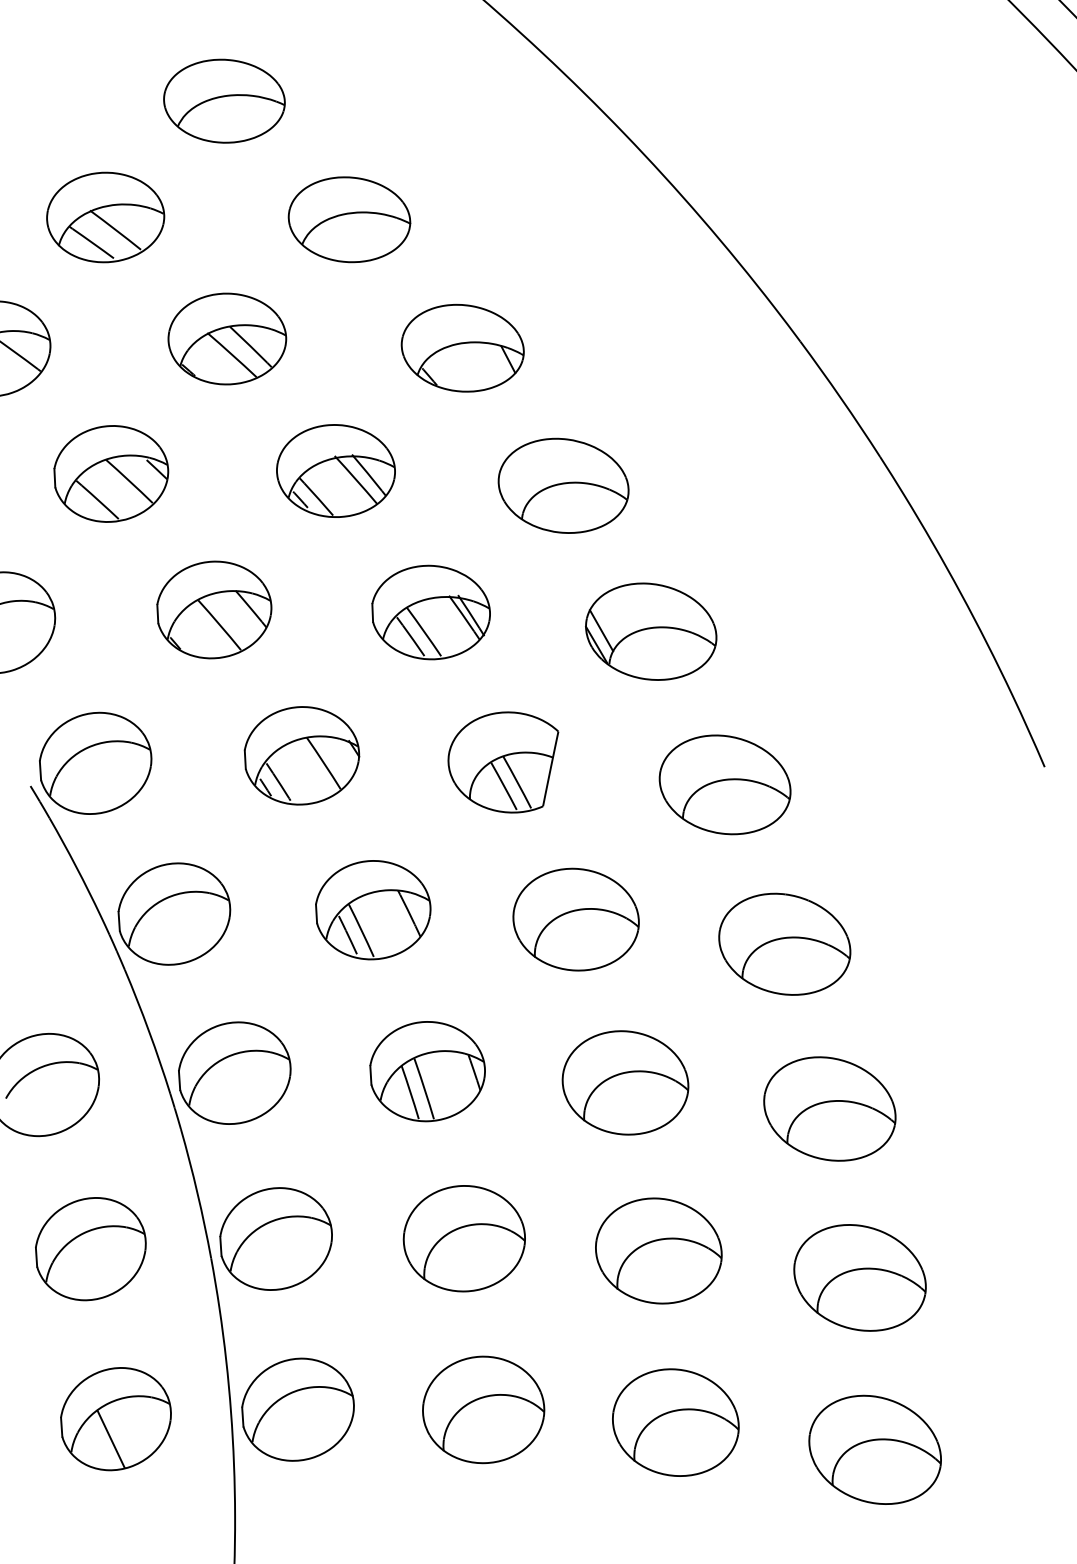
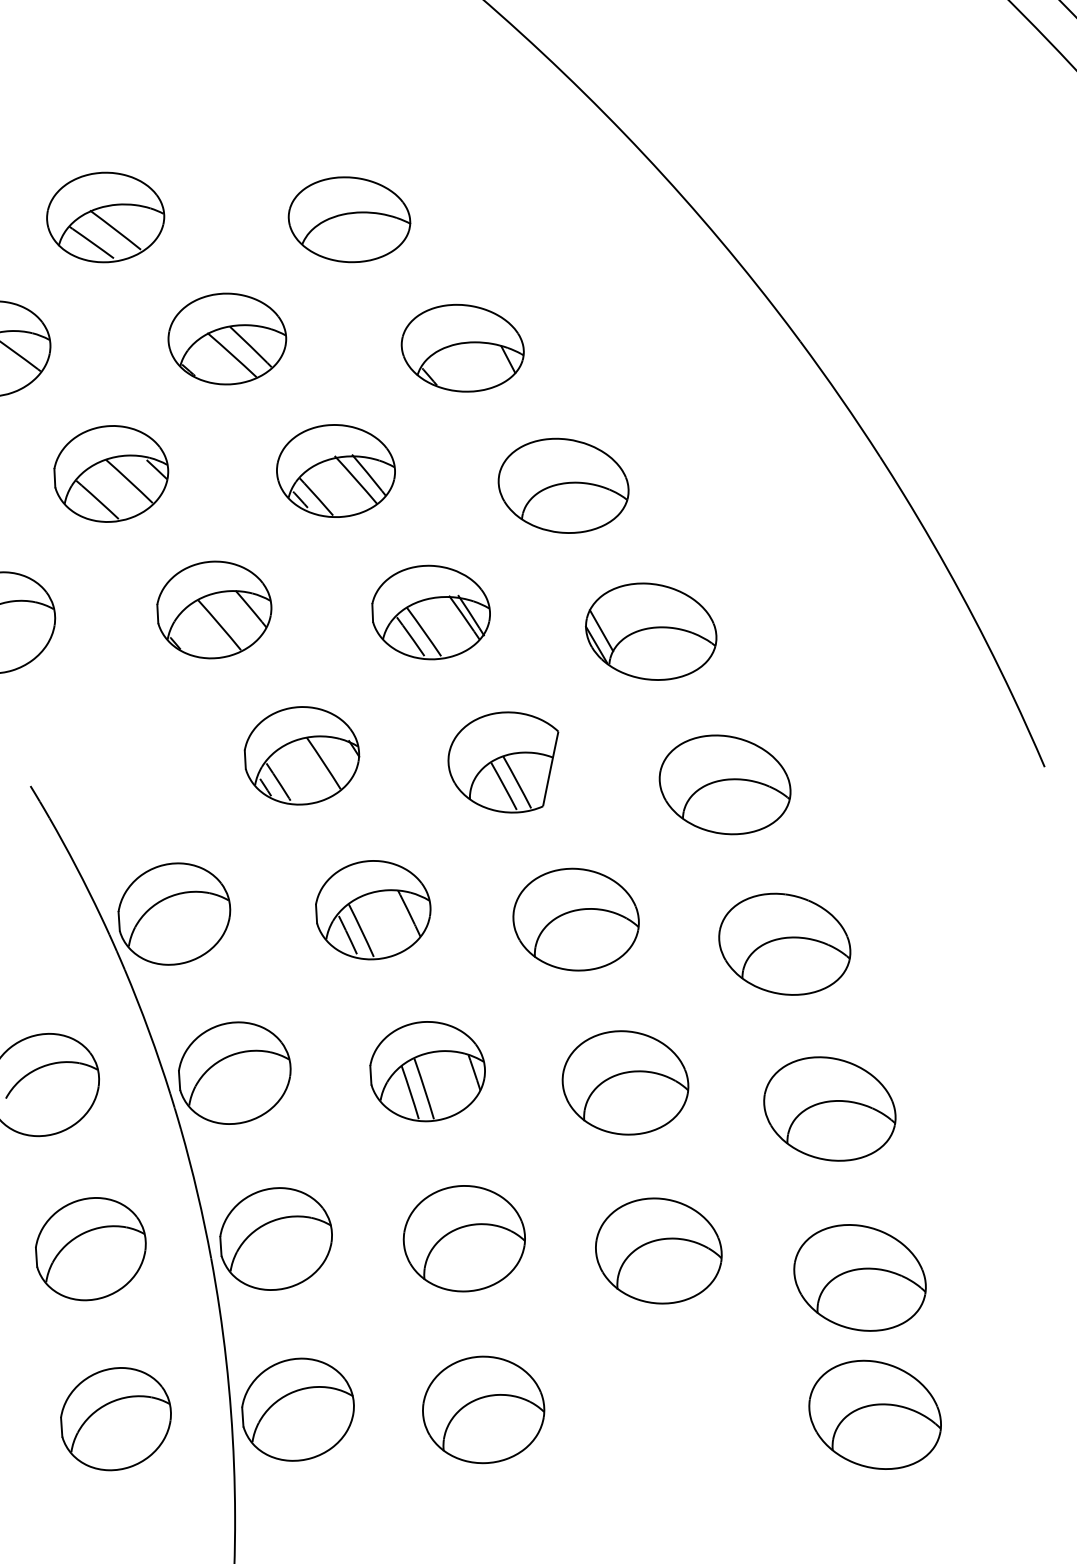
part: present -> none (224, 100)
part: present -> none (95, 762)
part: present -> none (675, 1422)
line: present -> none (110, 1438)
part position: (874, 1449) -> (874, 1414) (874, 1414)
